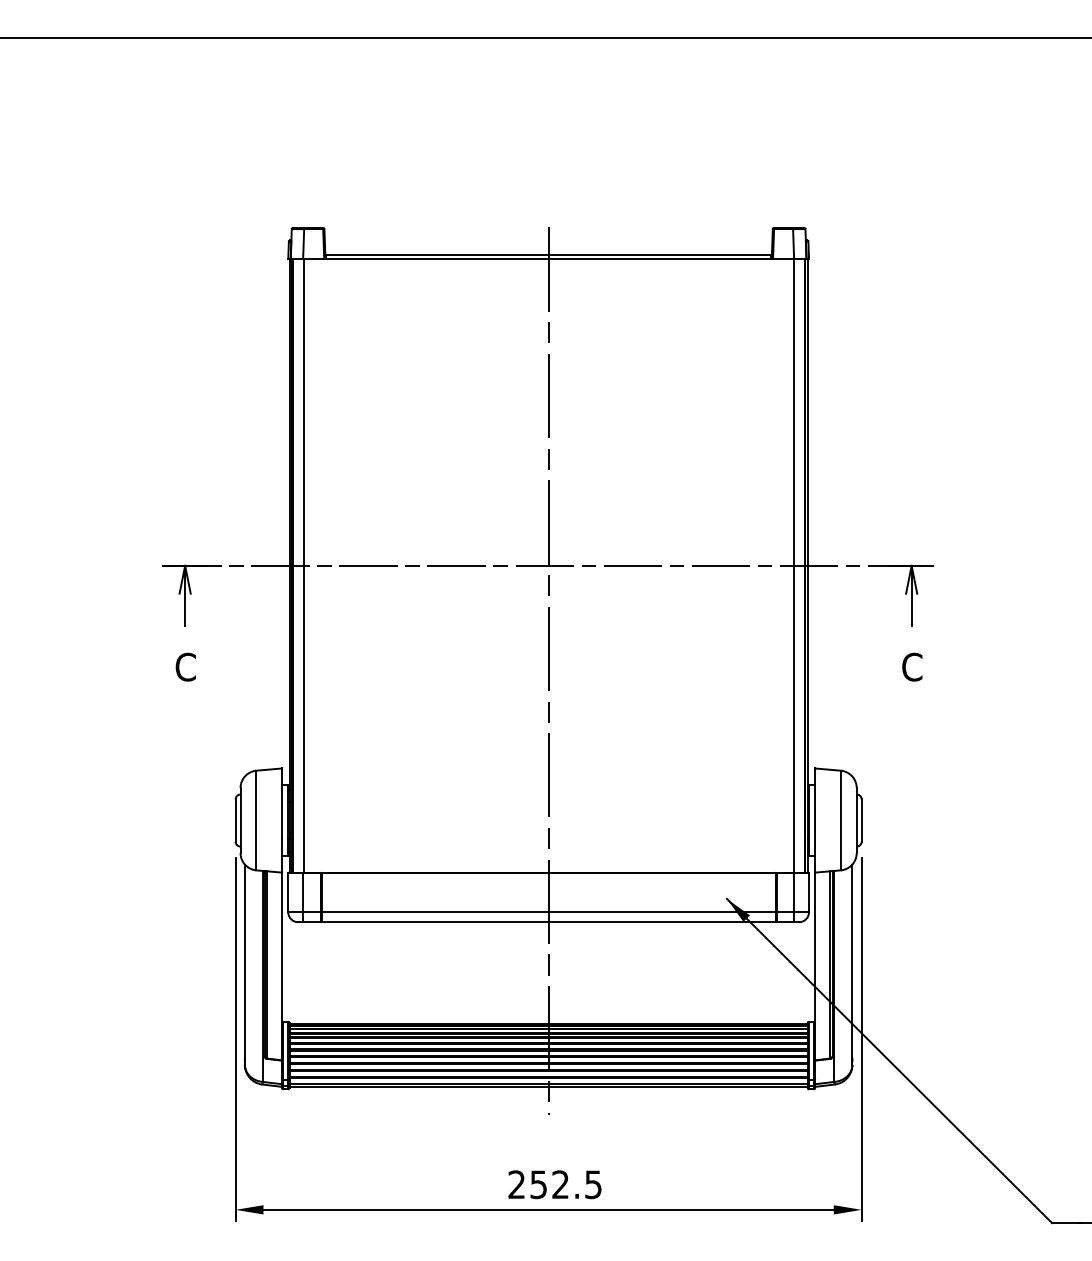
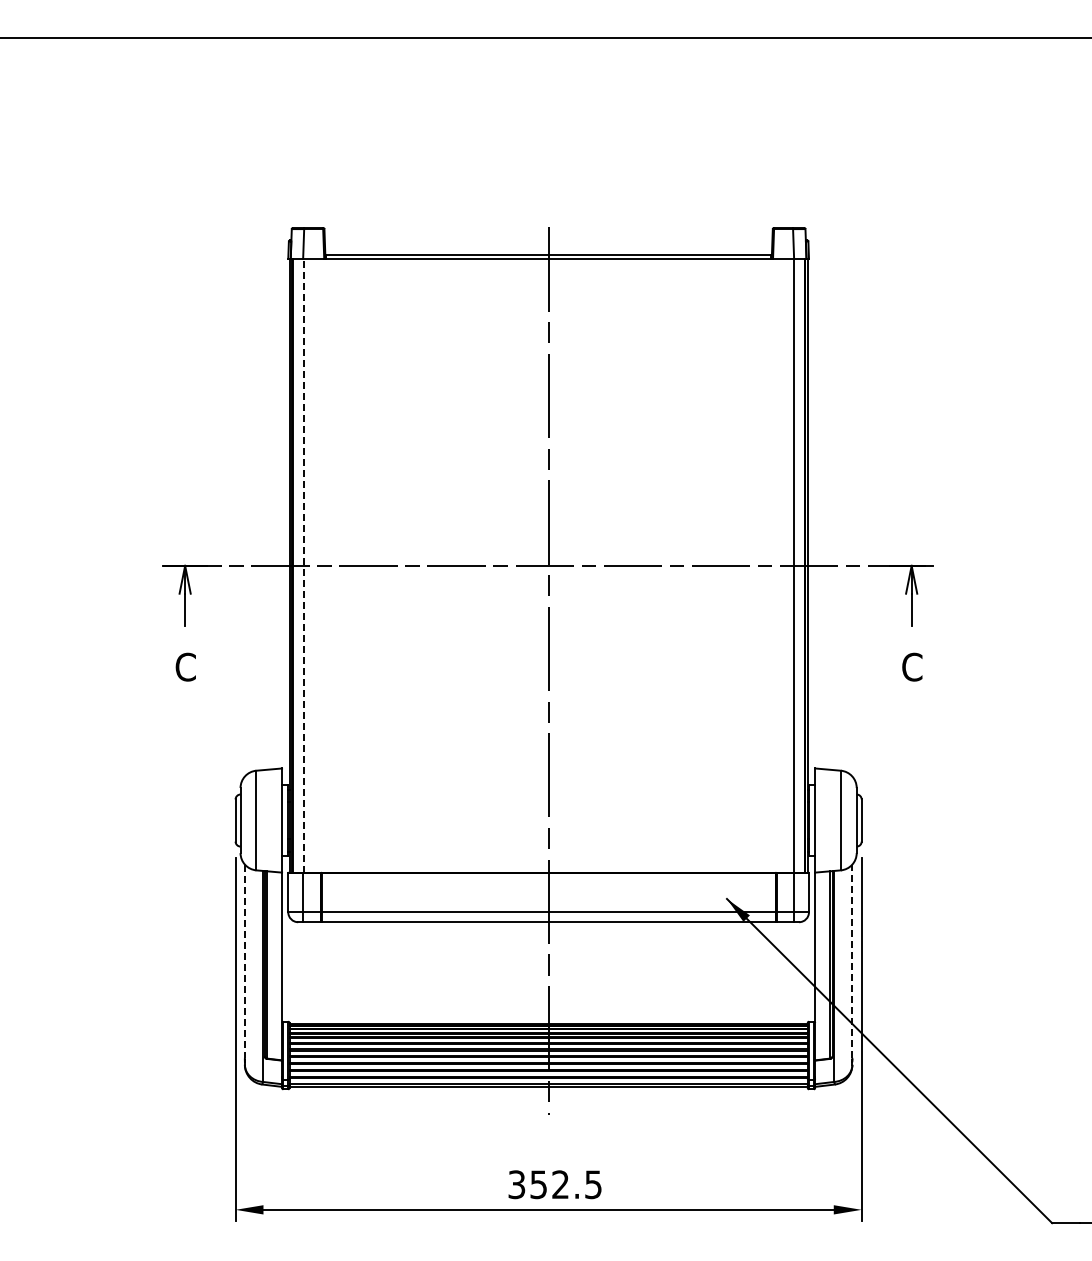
line: solid -> dashed (303, 565)
line: solid -> dashed (244, 961)
line: solid -> dashed (852, 961)
text: 252.5 -> 352.5 (516, 1184)
